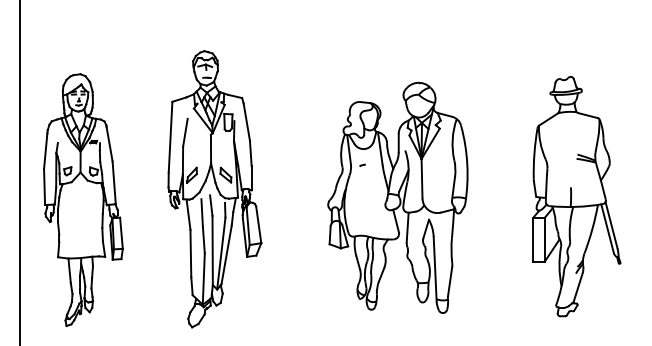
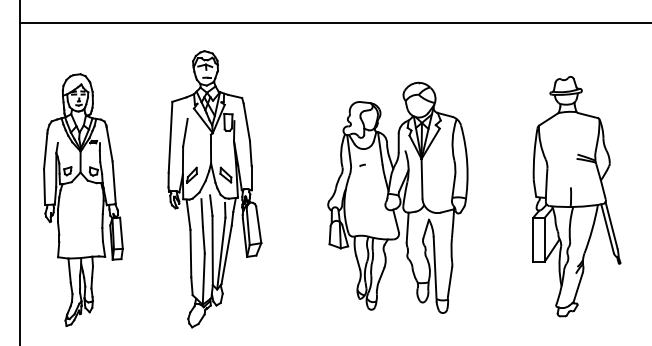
line: none -> present (333, 23)
